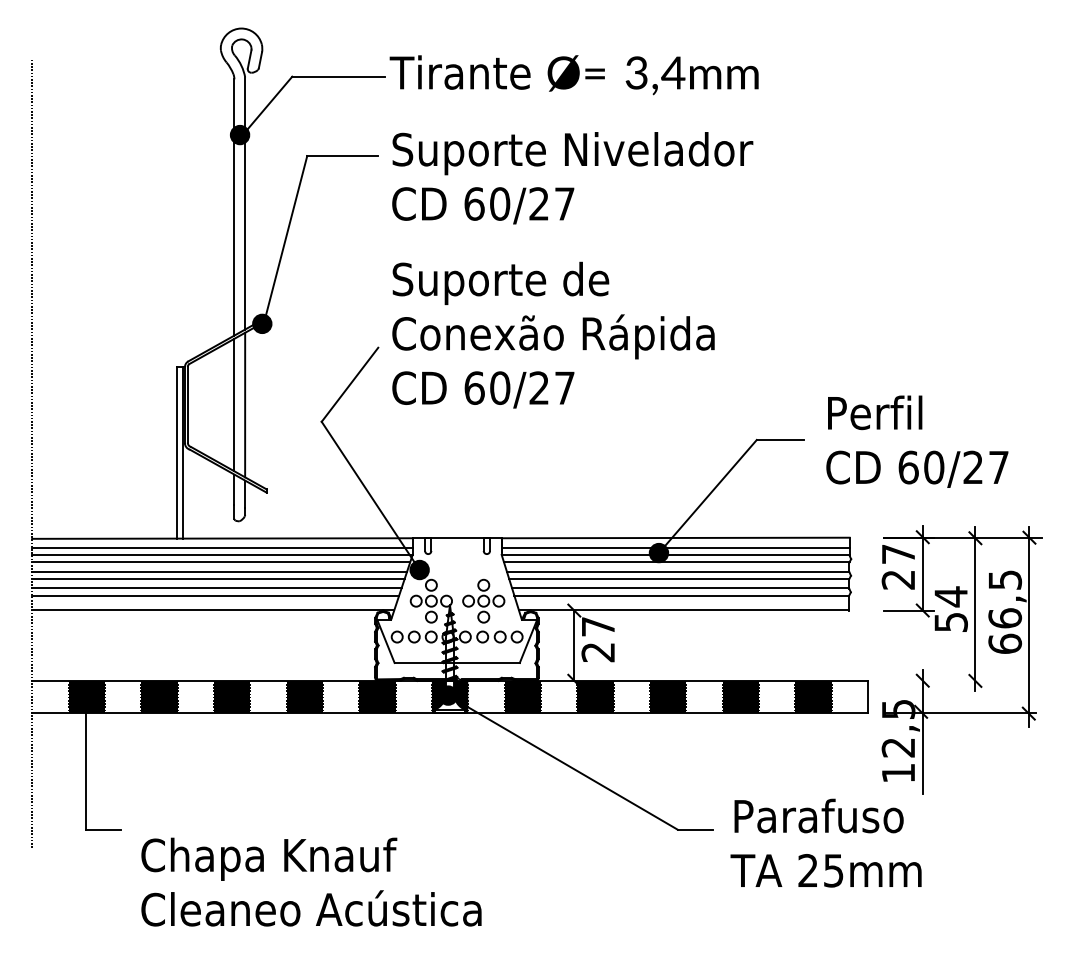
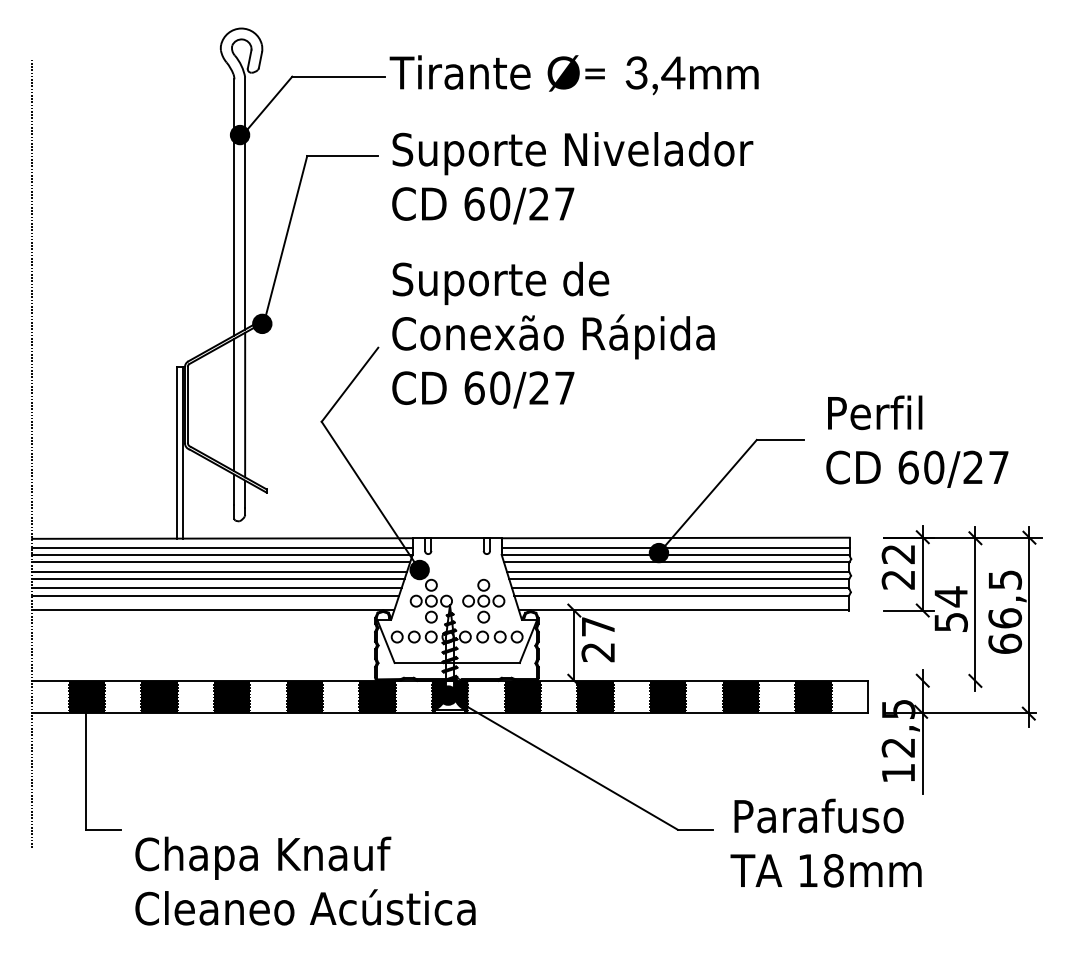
text: 27 -> 22 (897, 554)
text: 25mm -> 18mm (820, 870)
text position: (311, 881) -> (305, 880) (305, 880)
